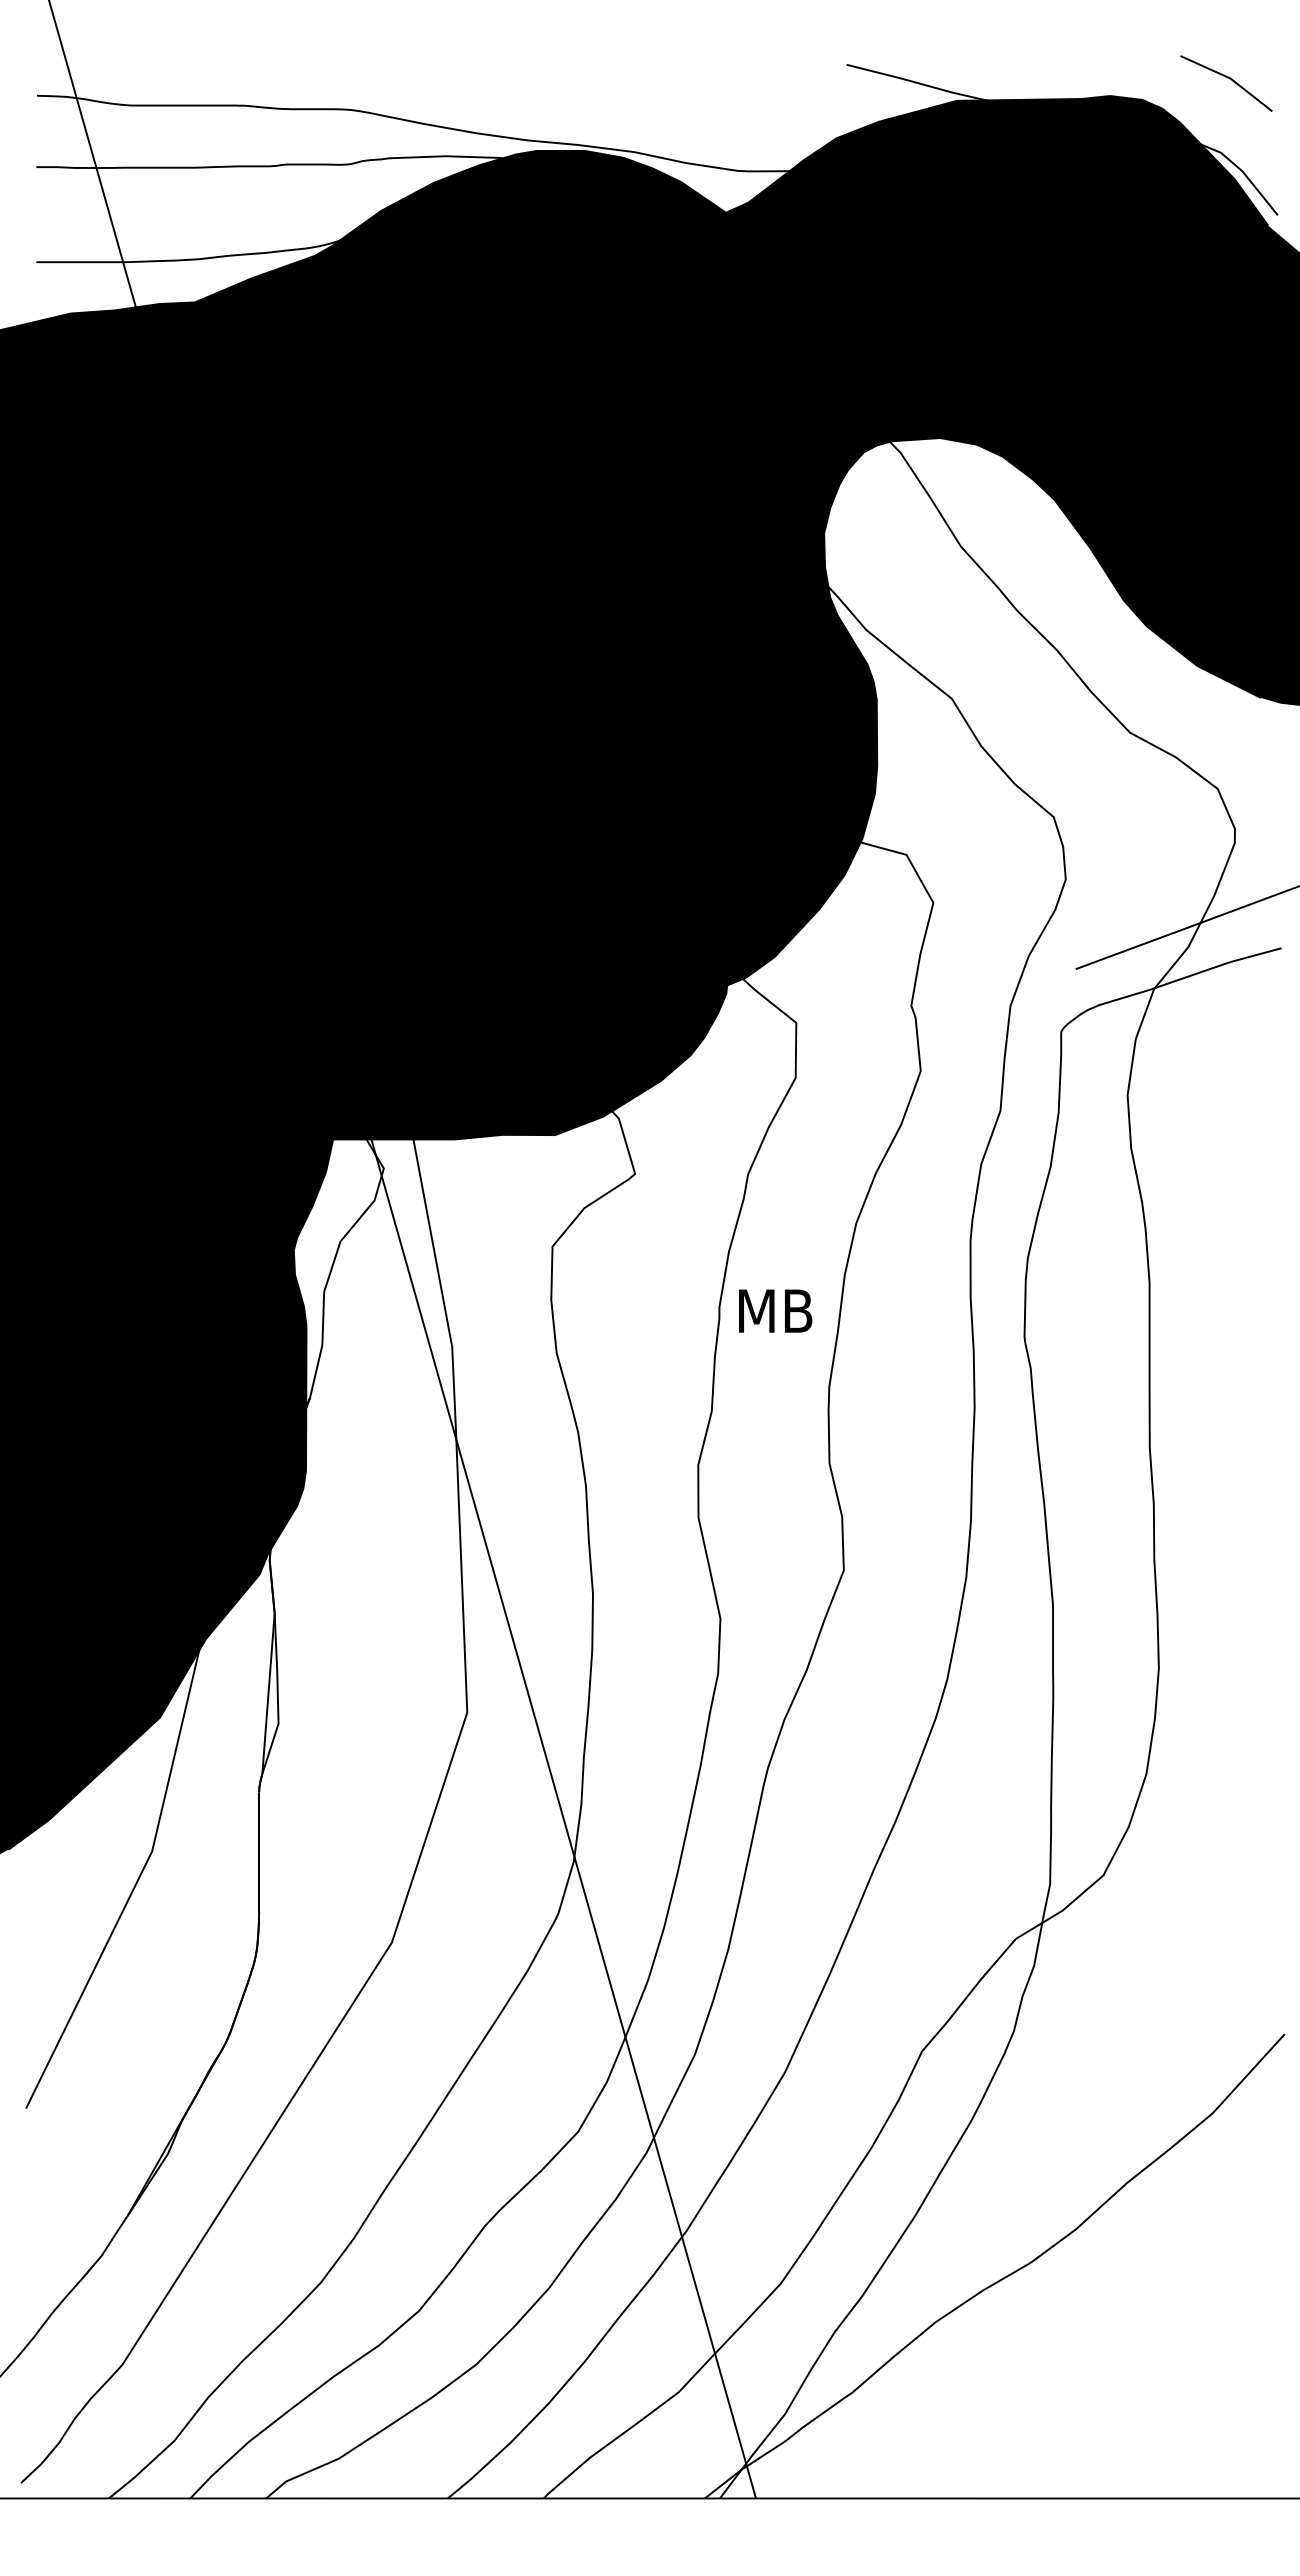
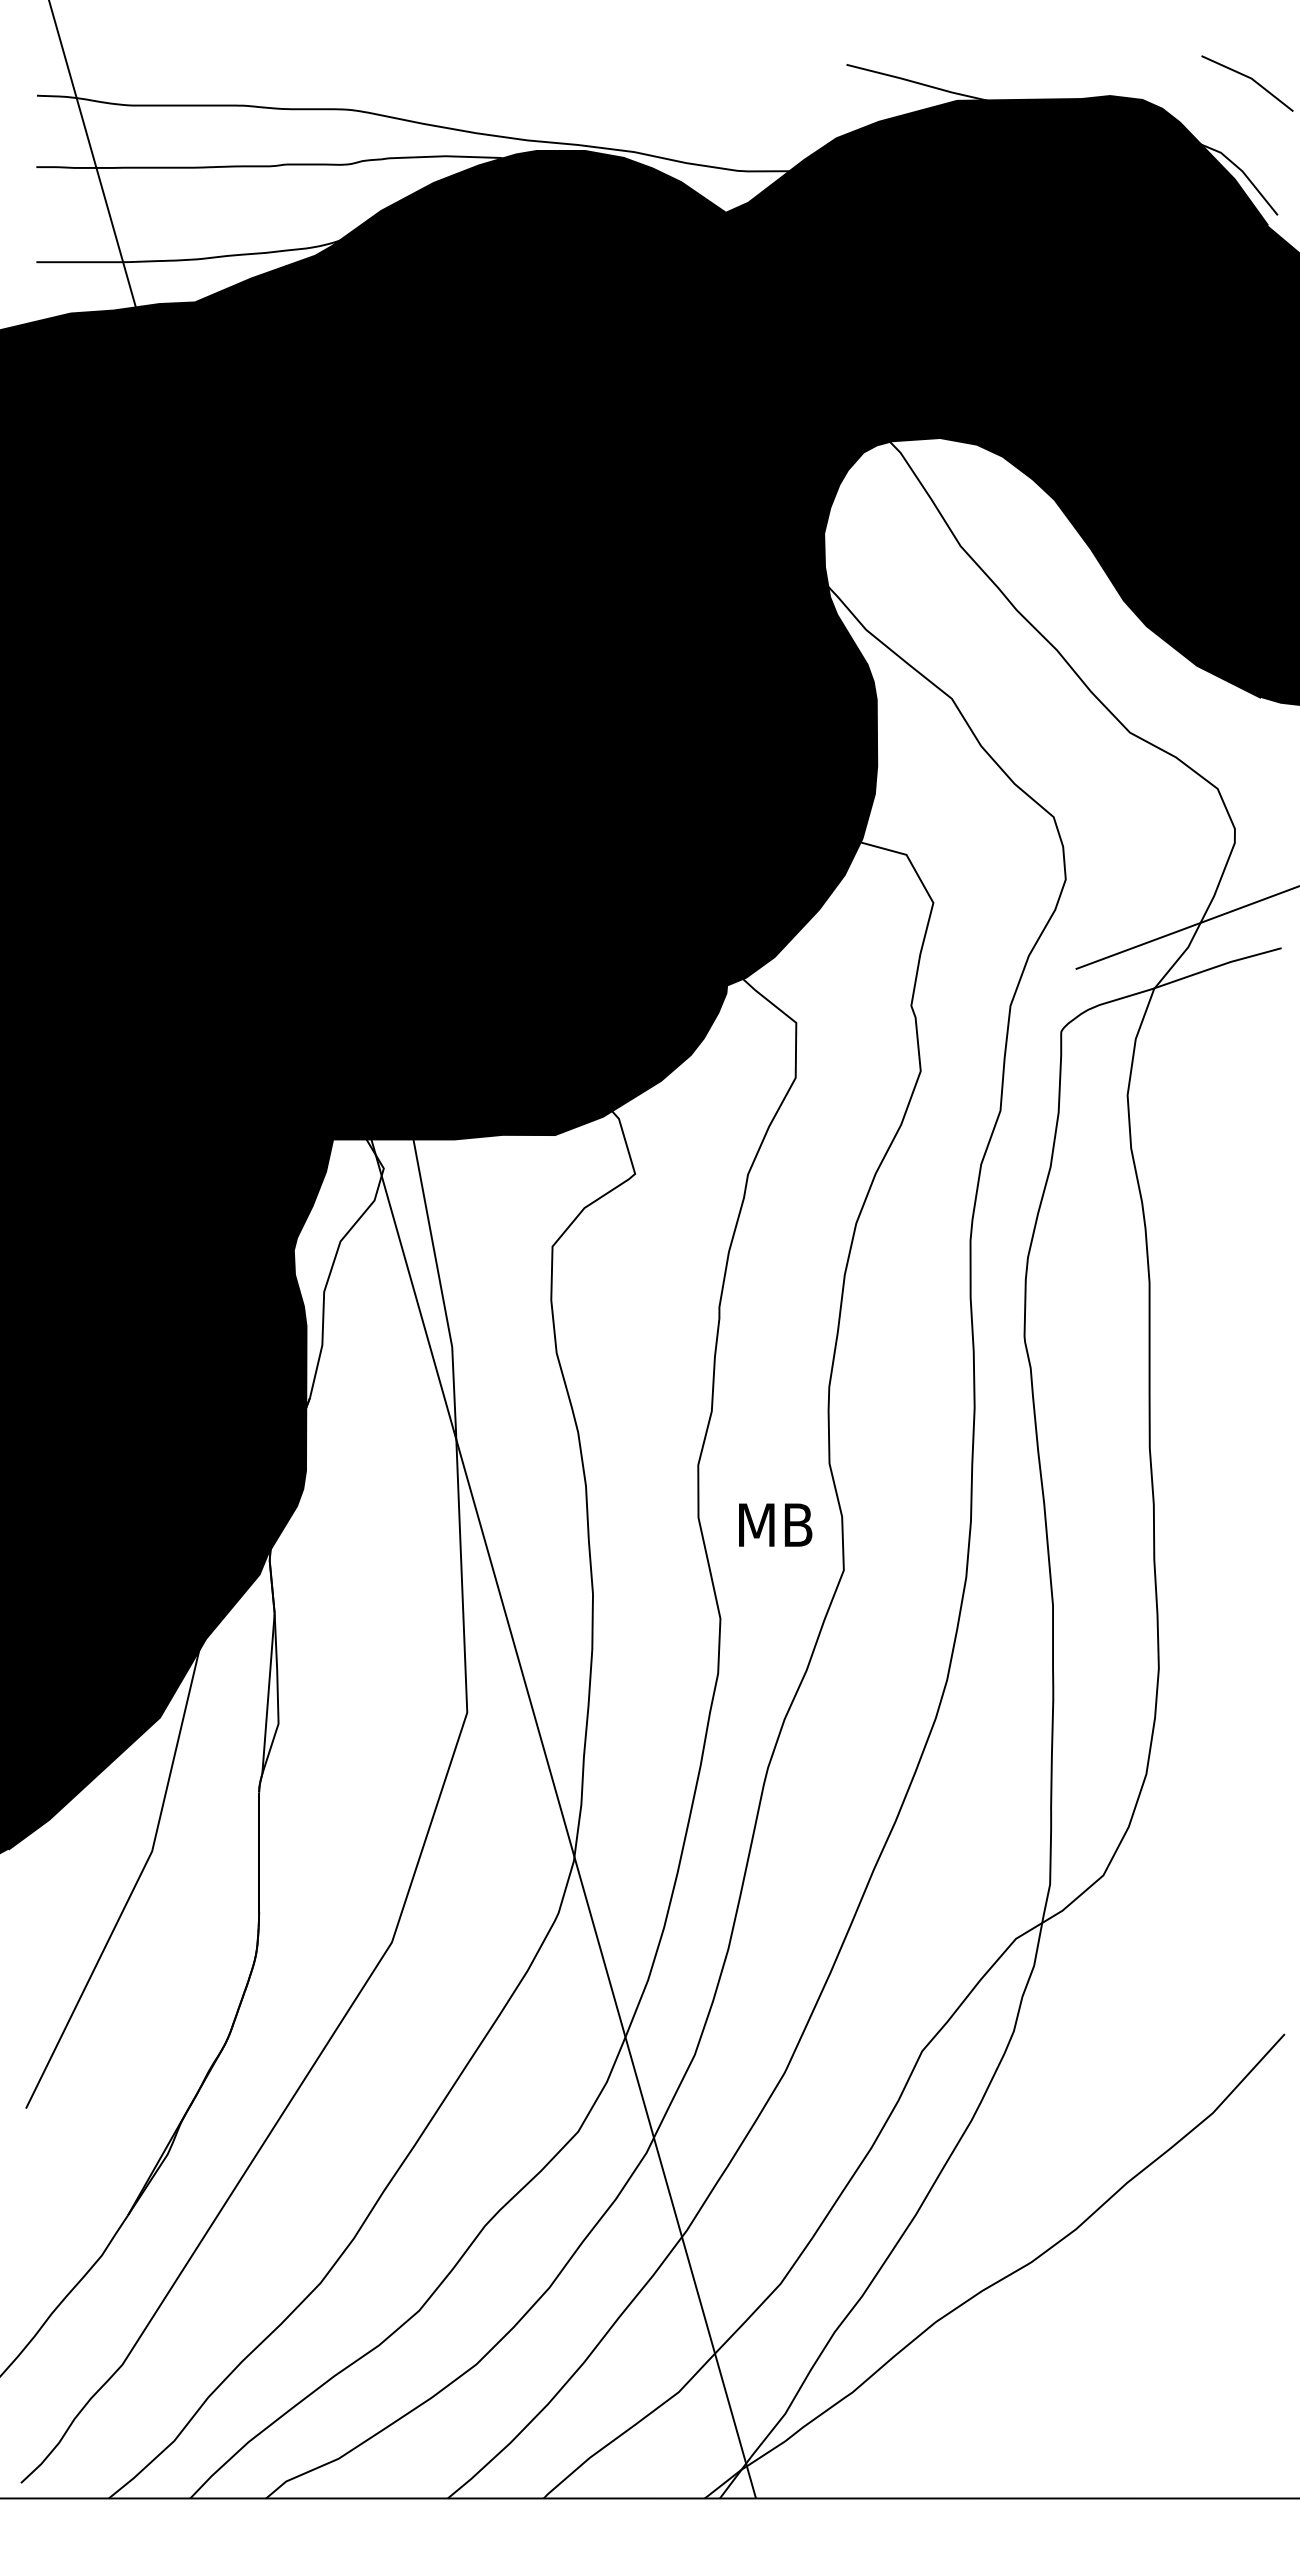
line position: (1229, 79) -> (1250, 79) (1250, 79)
text position: (775, 1310) -> (775, 1524) (775, 1524)
